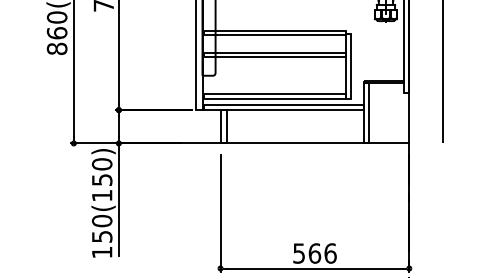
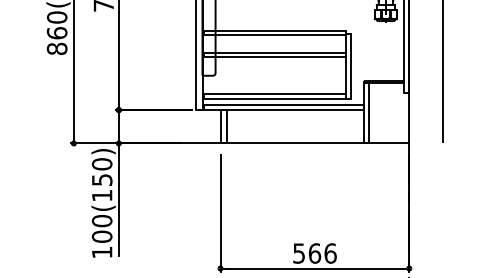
text: 150(150) -> 100(150) (101, 236)
